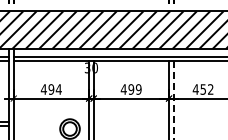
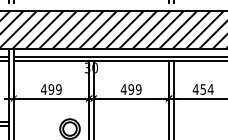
text: 494 -> 499 (58, 89)
text: 452 -> 454 (210, 89)
line: dashed -> solid (173, 100)
